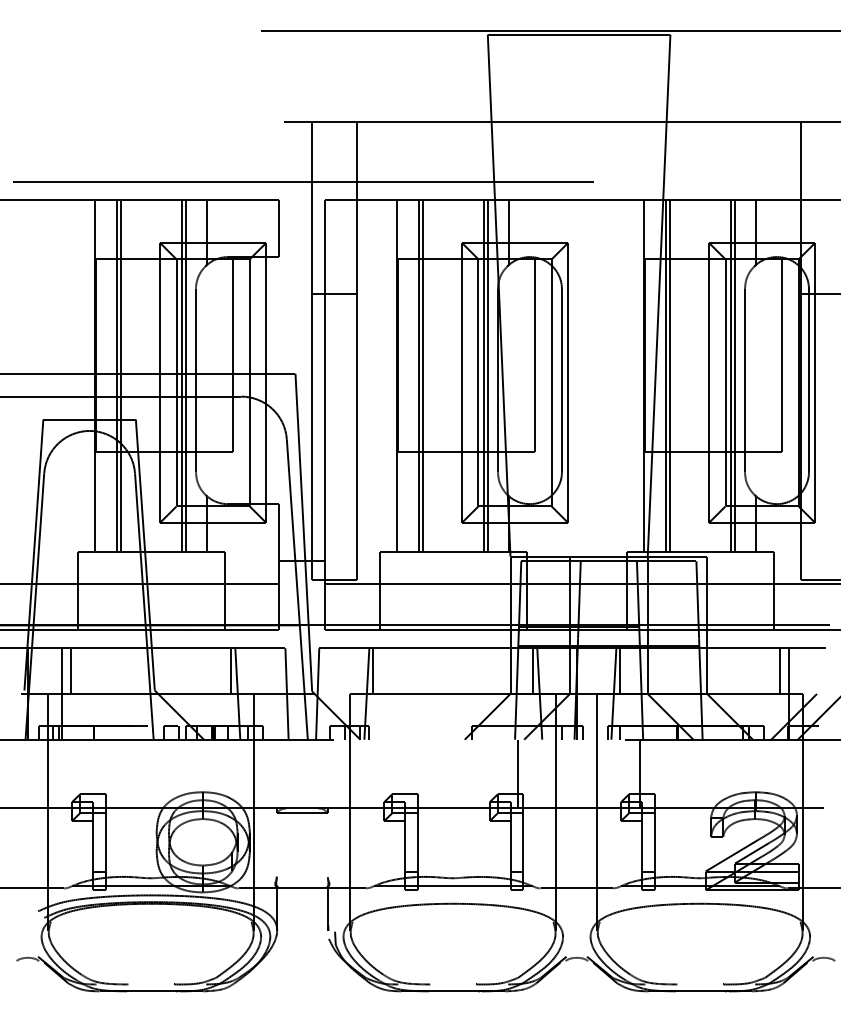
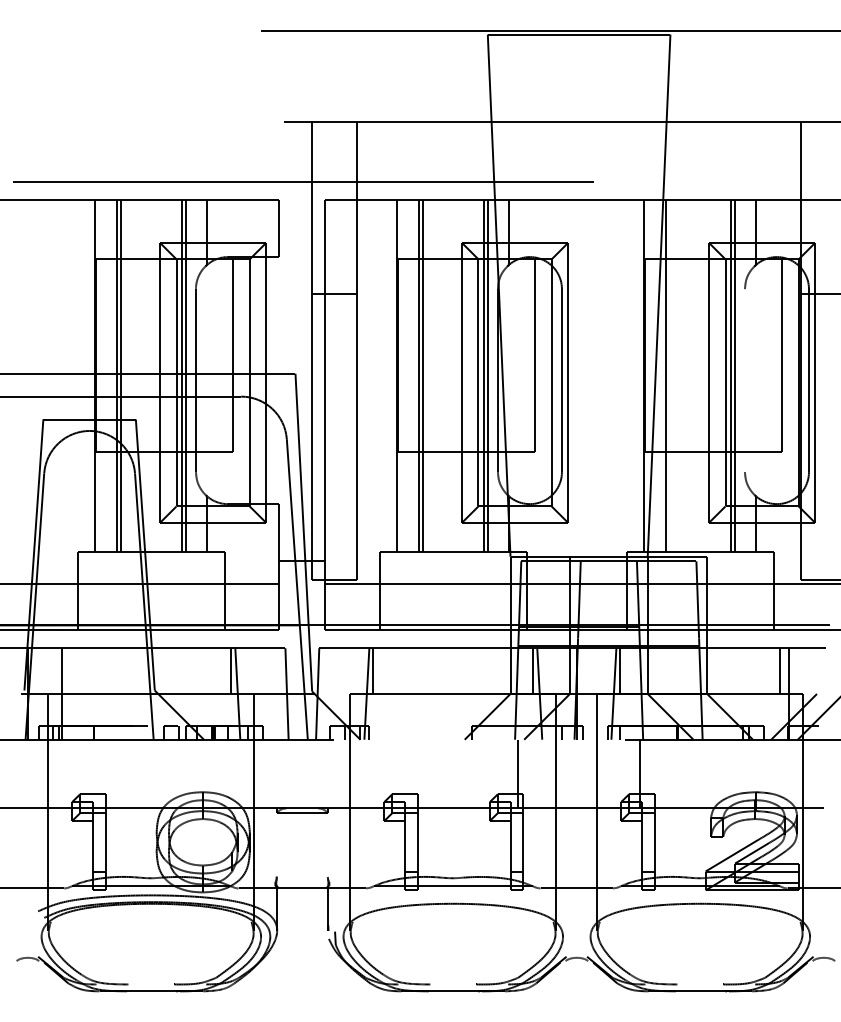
line: present -> none (670, 375)
line: present -> none (744, 380)
line: present -> none (71, 670)
